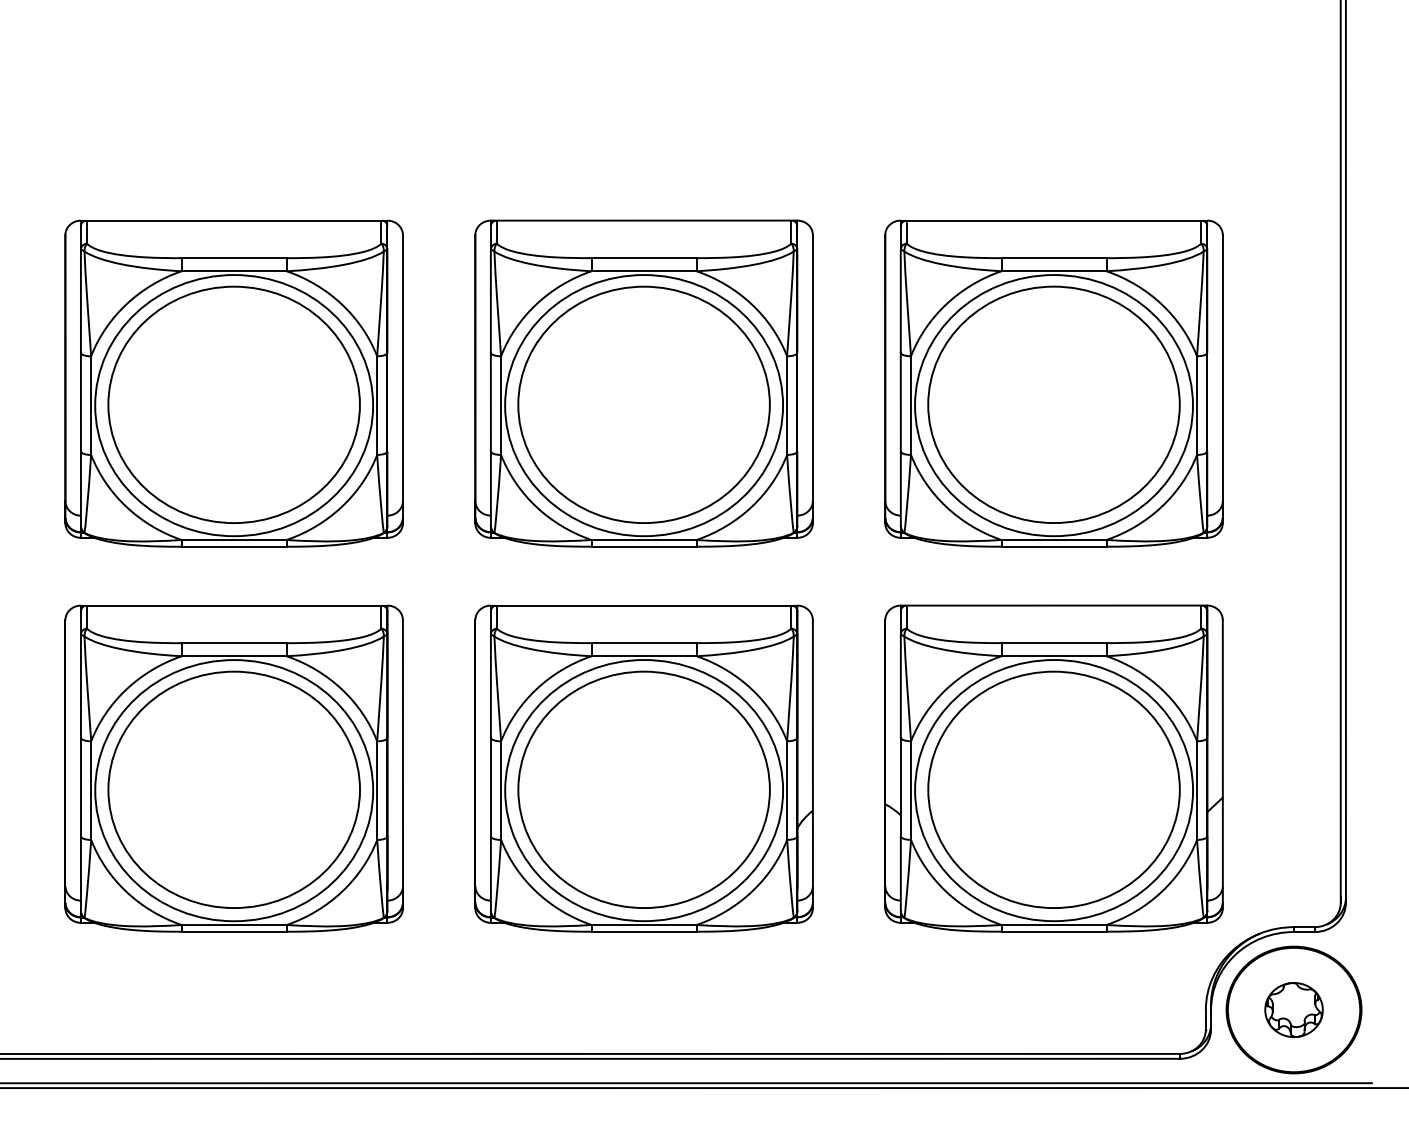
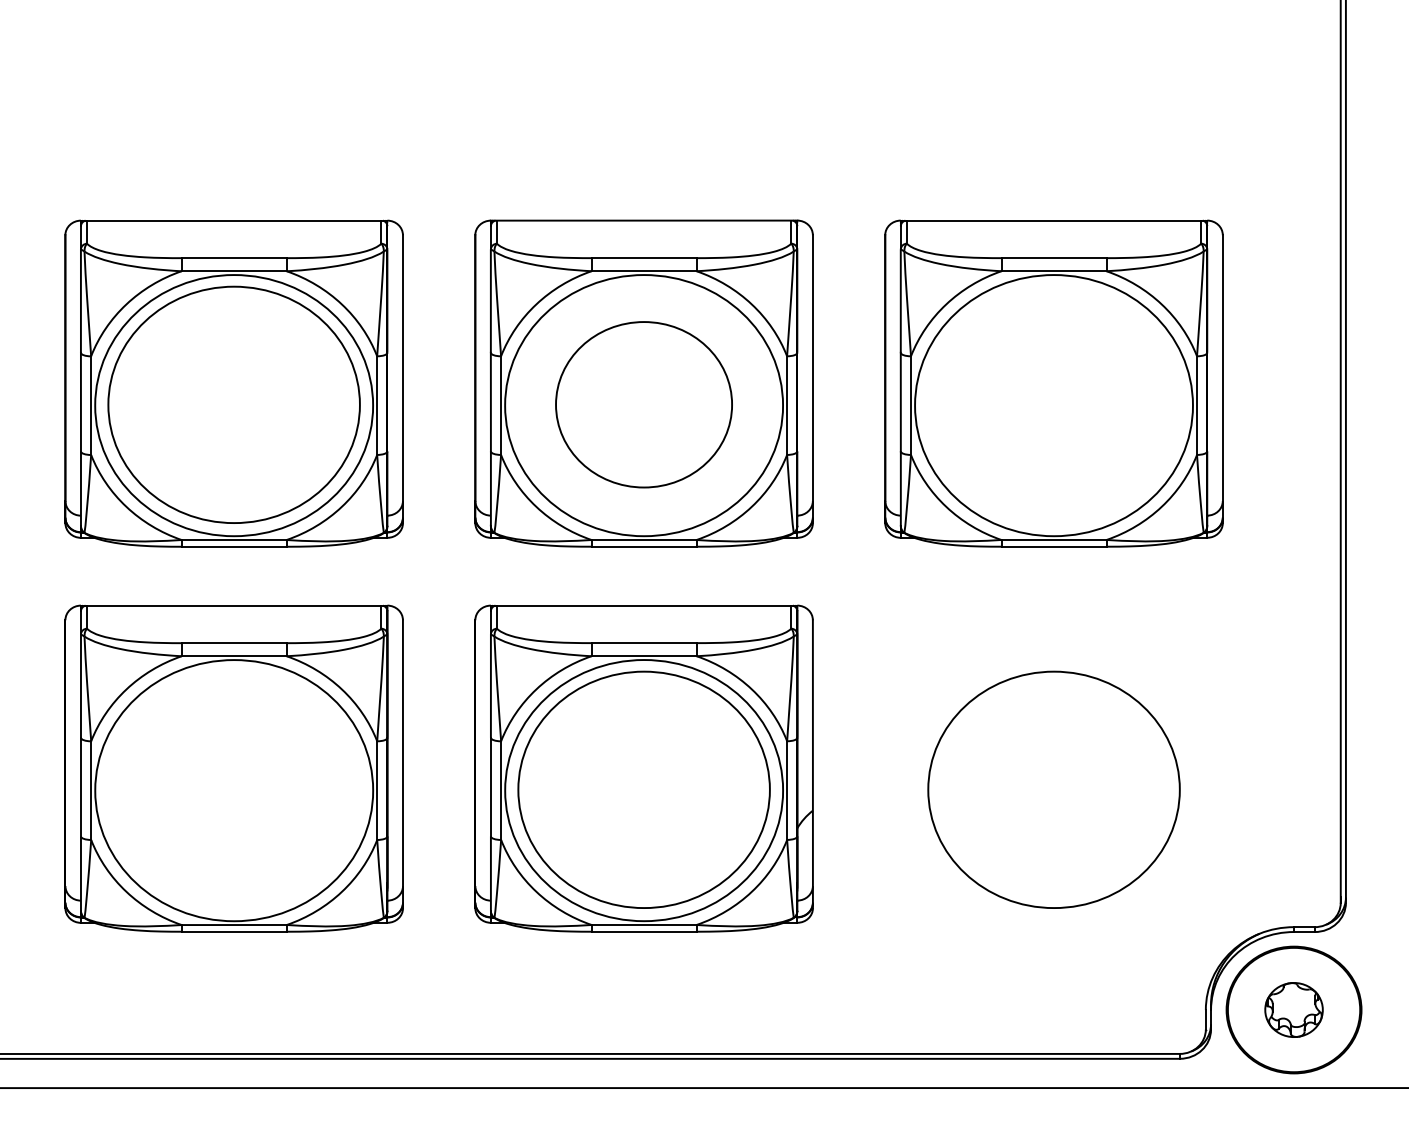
part size: 254x239 px -> 178x168 px (643, 404)
part: present -> none (1053, 404)
part: present -> none (1053, 768)
part: present -> none (233, 789)
line: present -> none (686, 1083)
